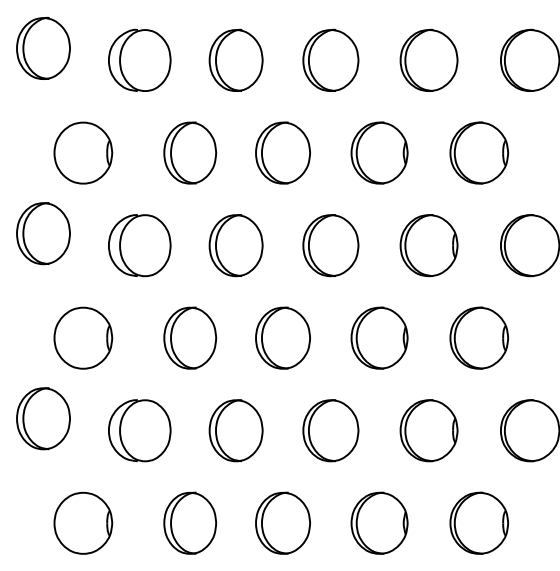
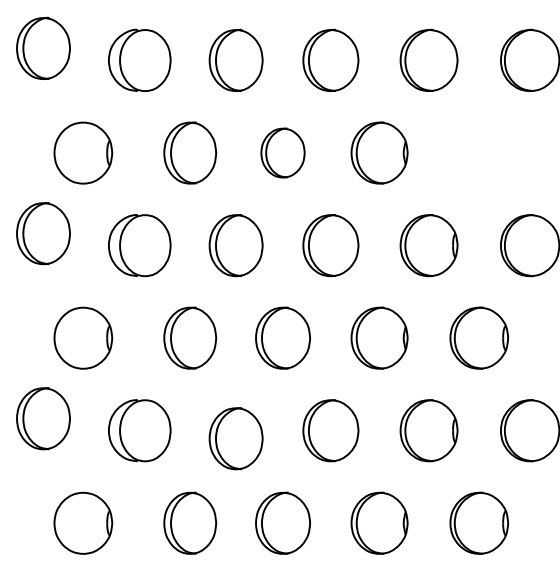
part size: 56x64 px -> 46x52 px (282, 152)
part: present -> none (479, 152)
part position: (235, 430) -> (235, 438) (235, 438)
